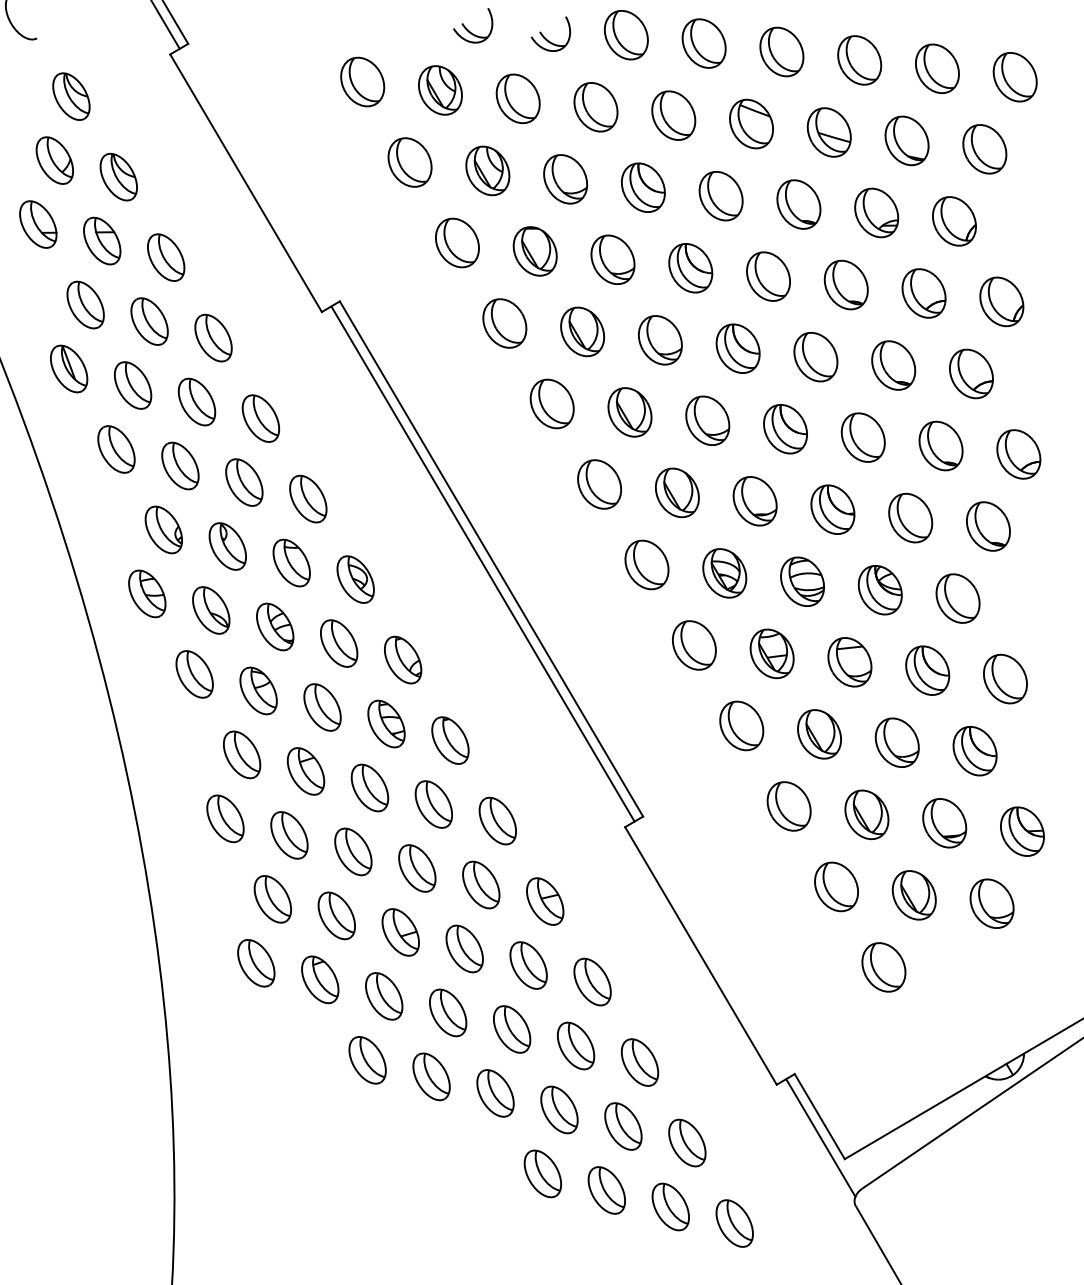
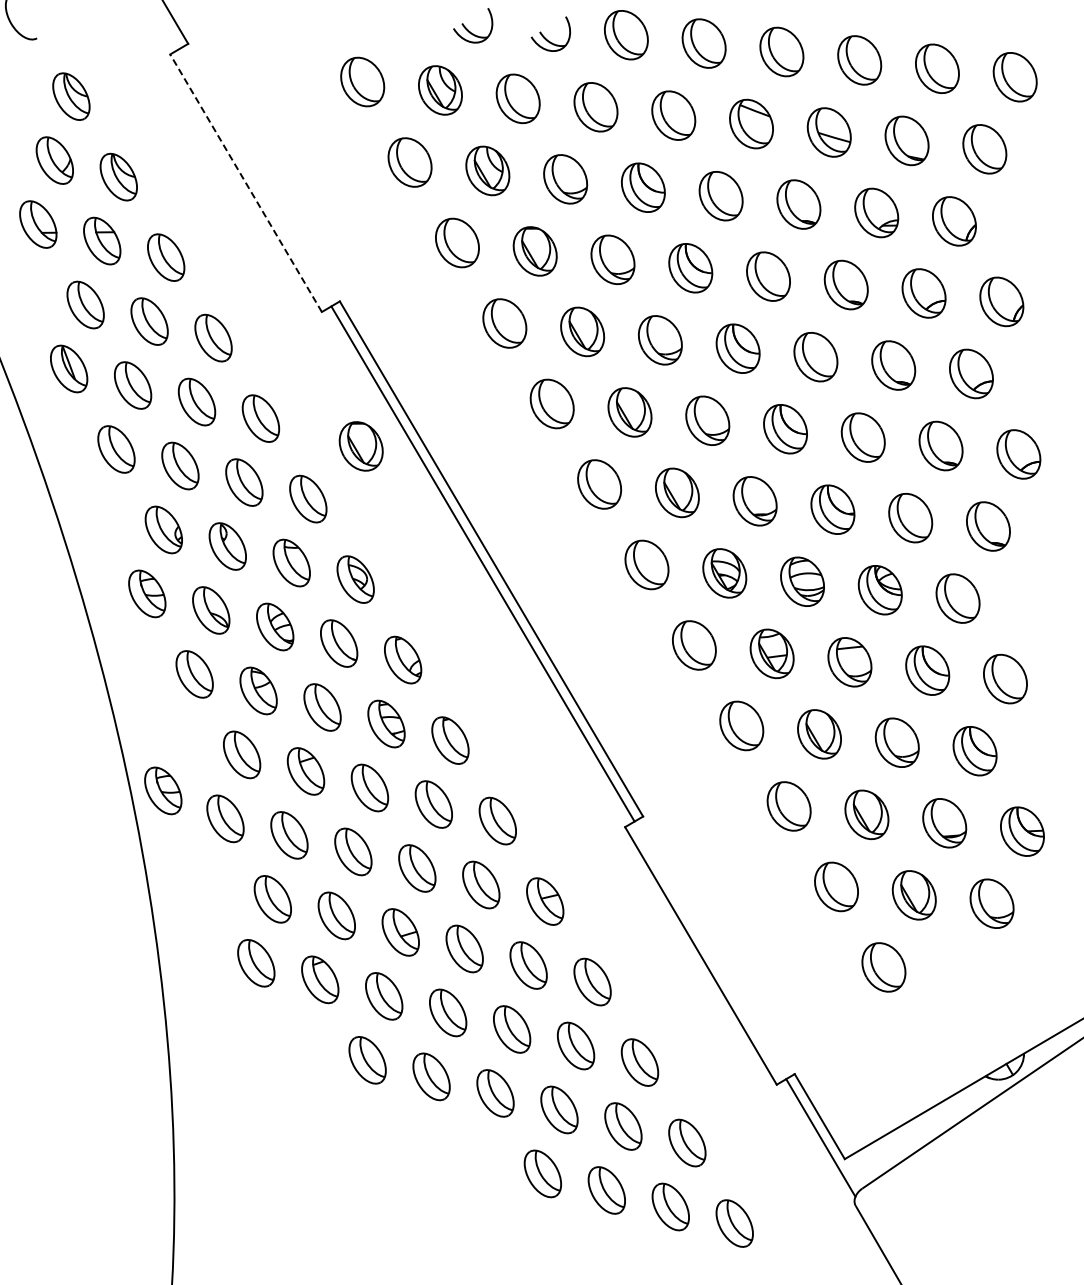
line: present -> none (165, 25)
line: solid -> dashed (245, 182)
part: none -> present (360, 446)
part: none -> present (163, 790)
